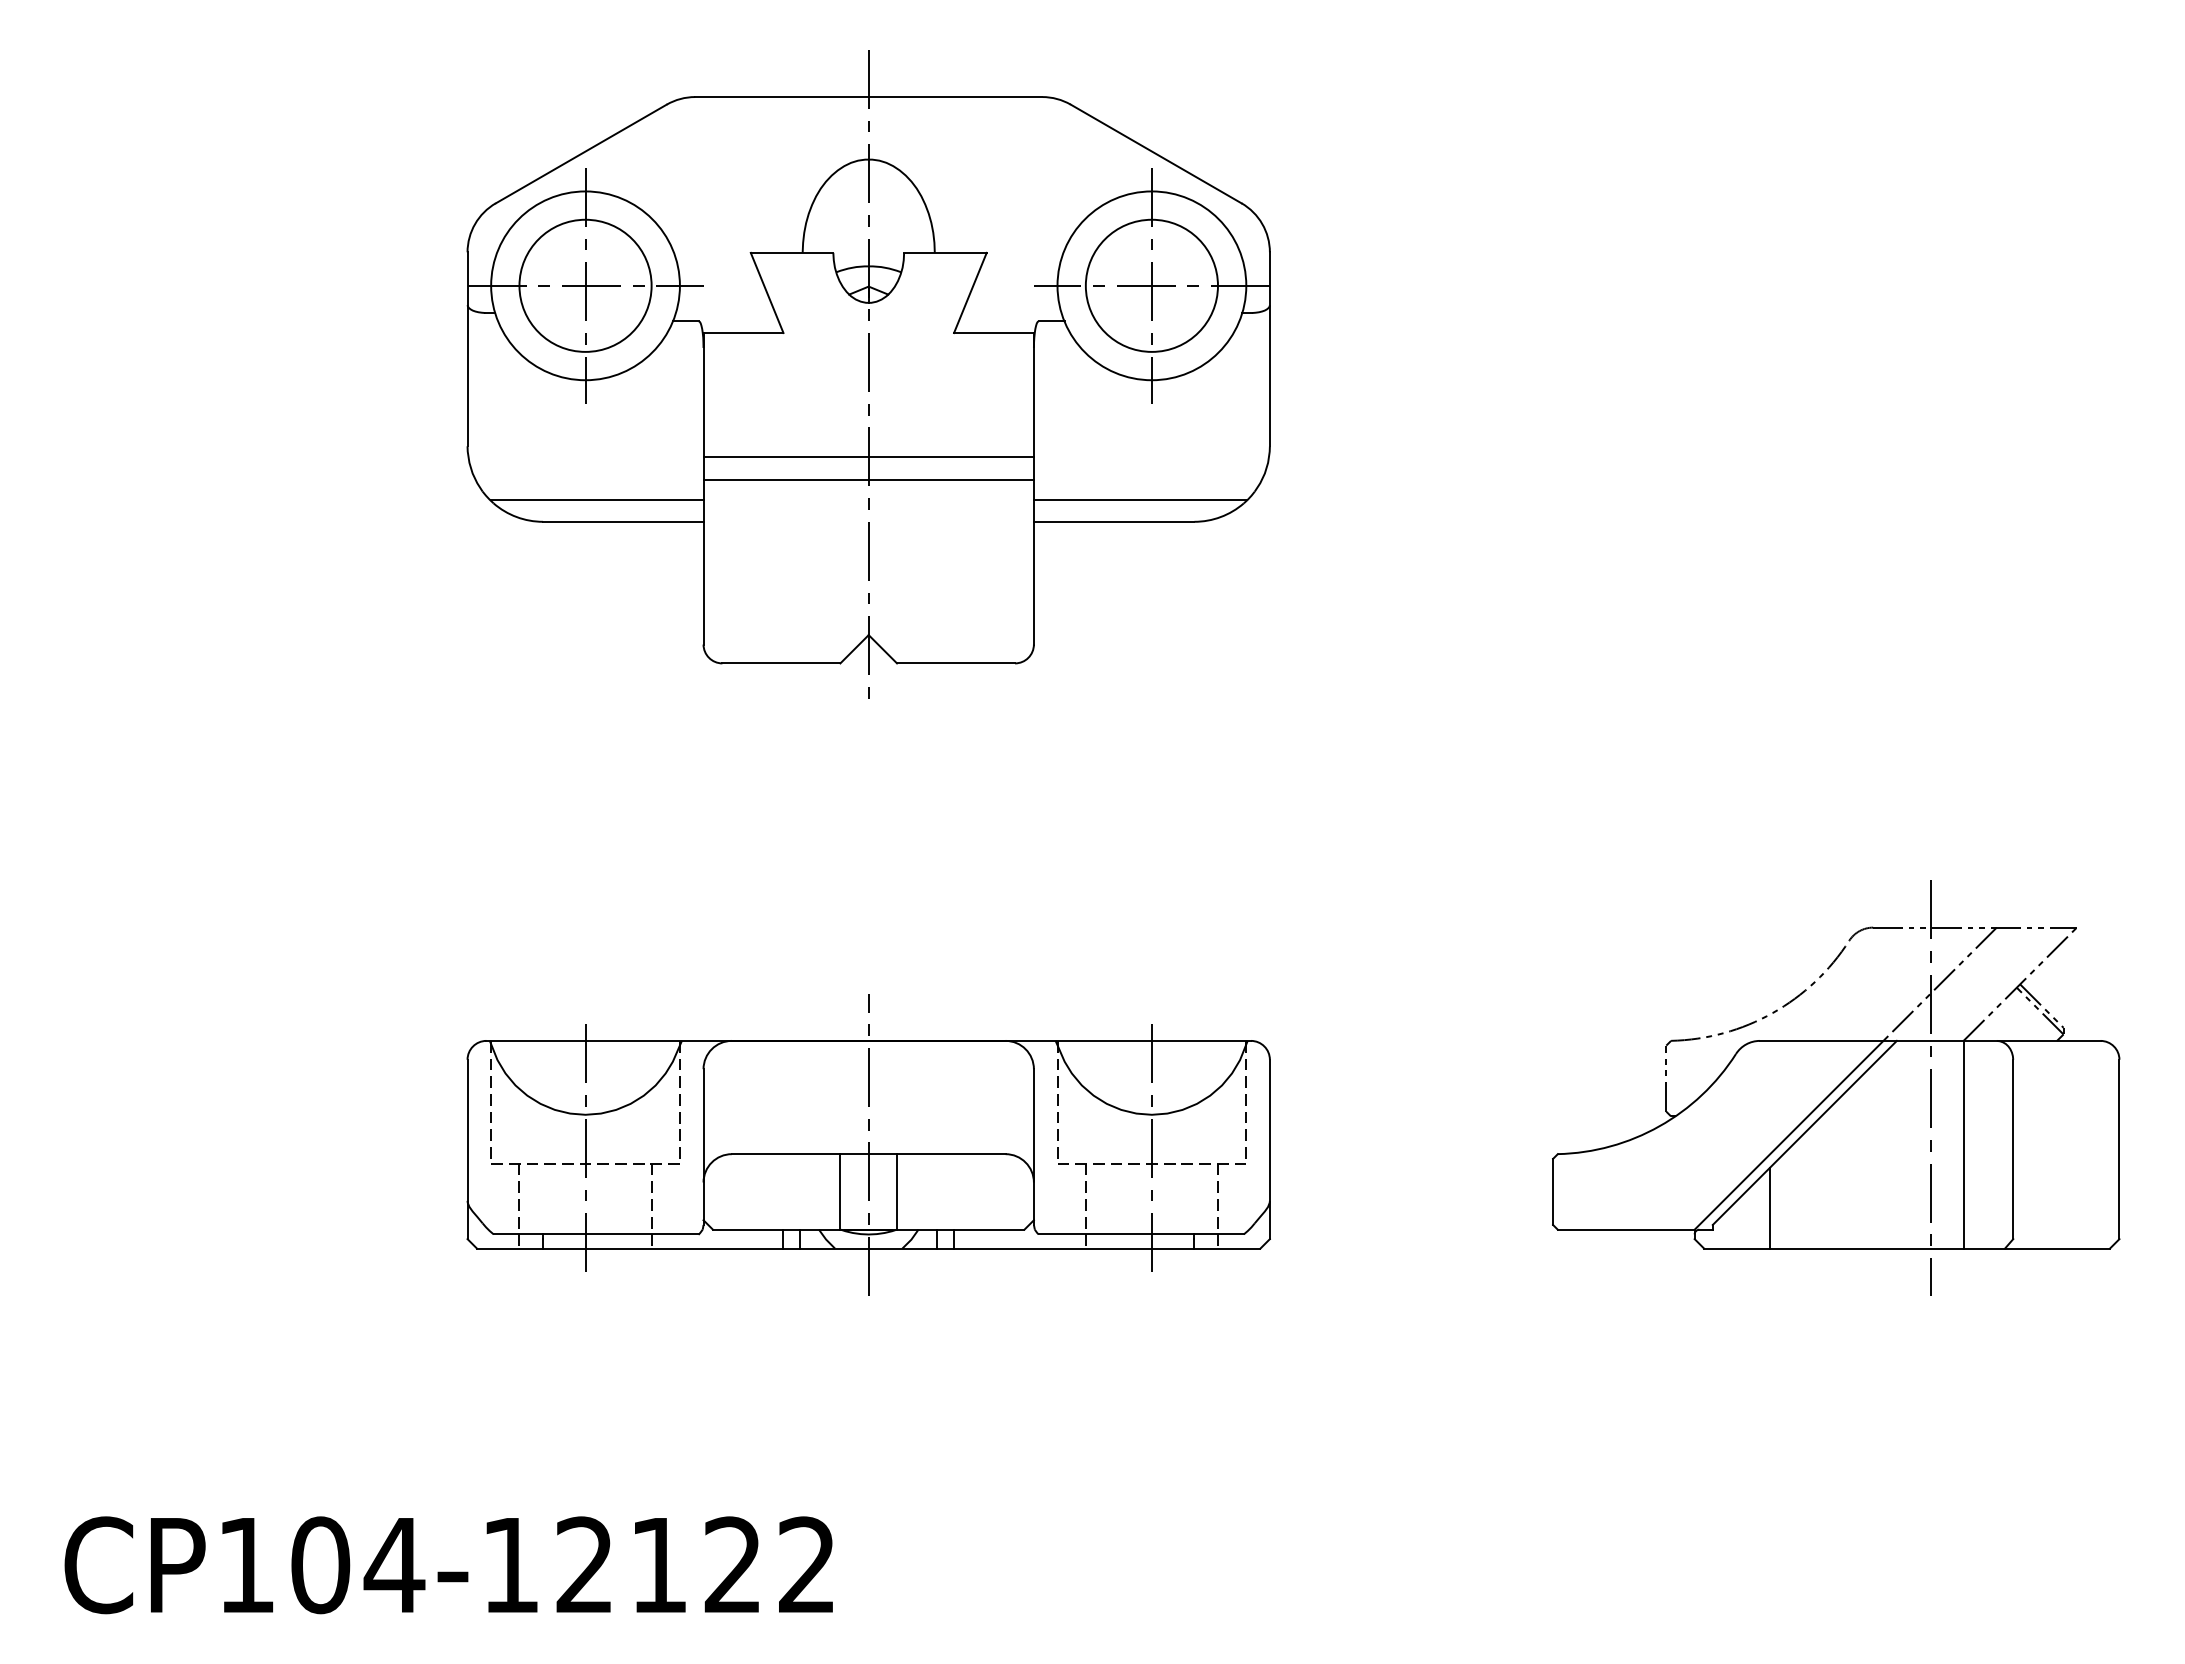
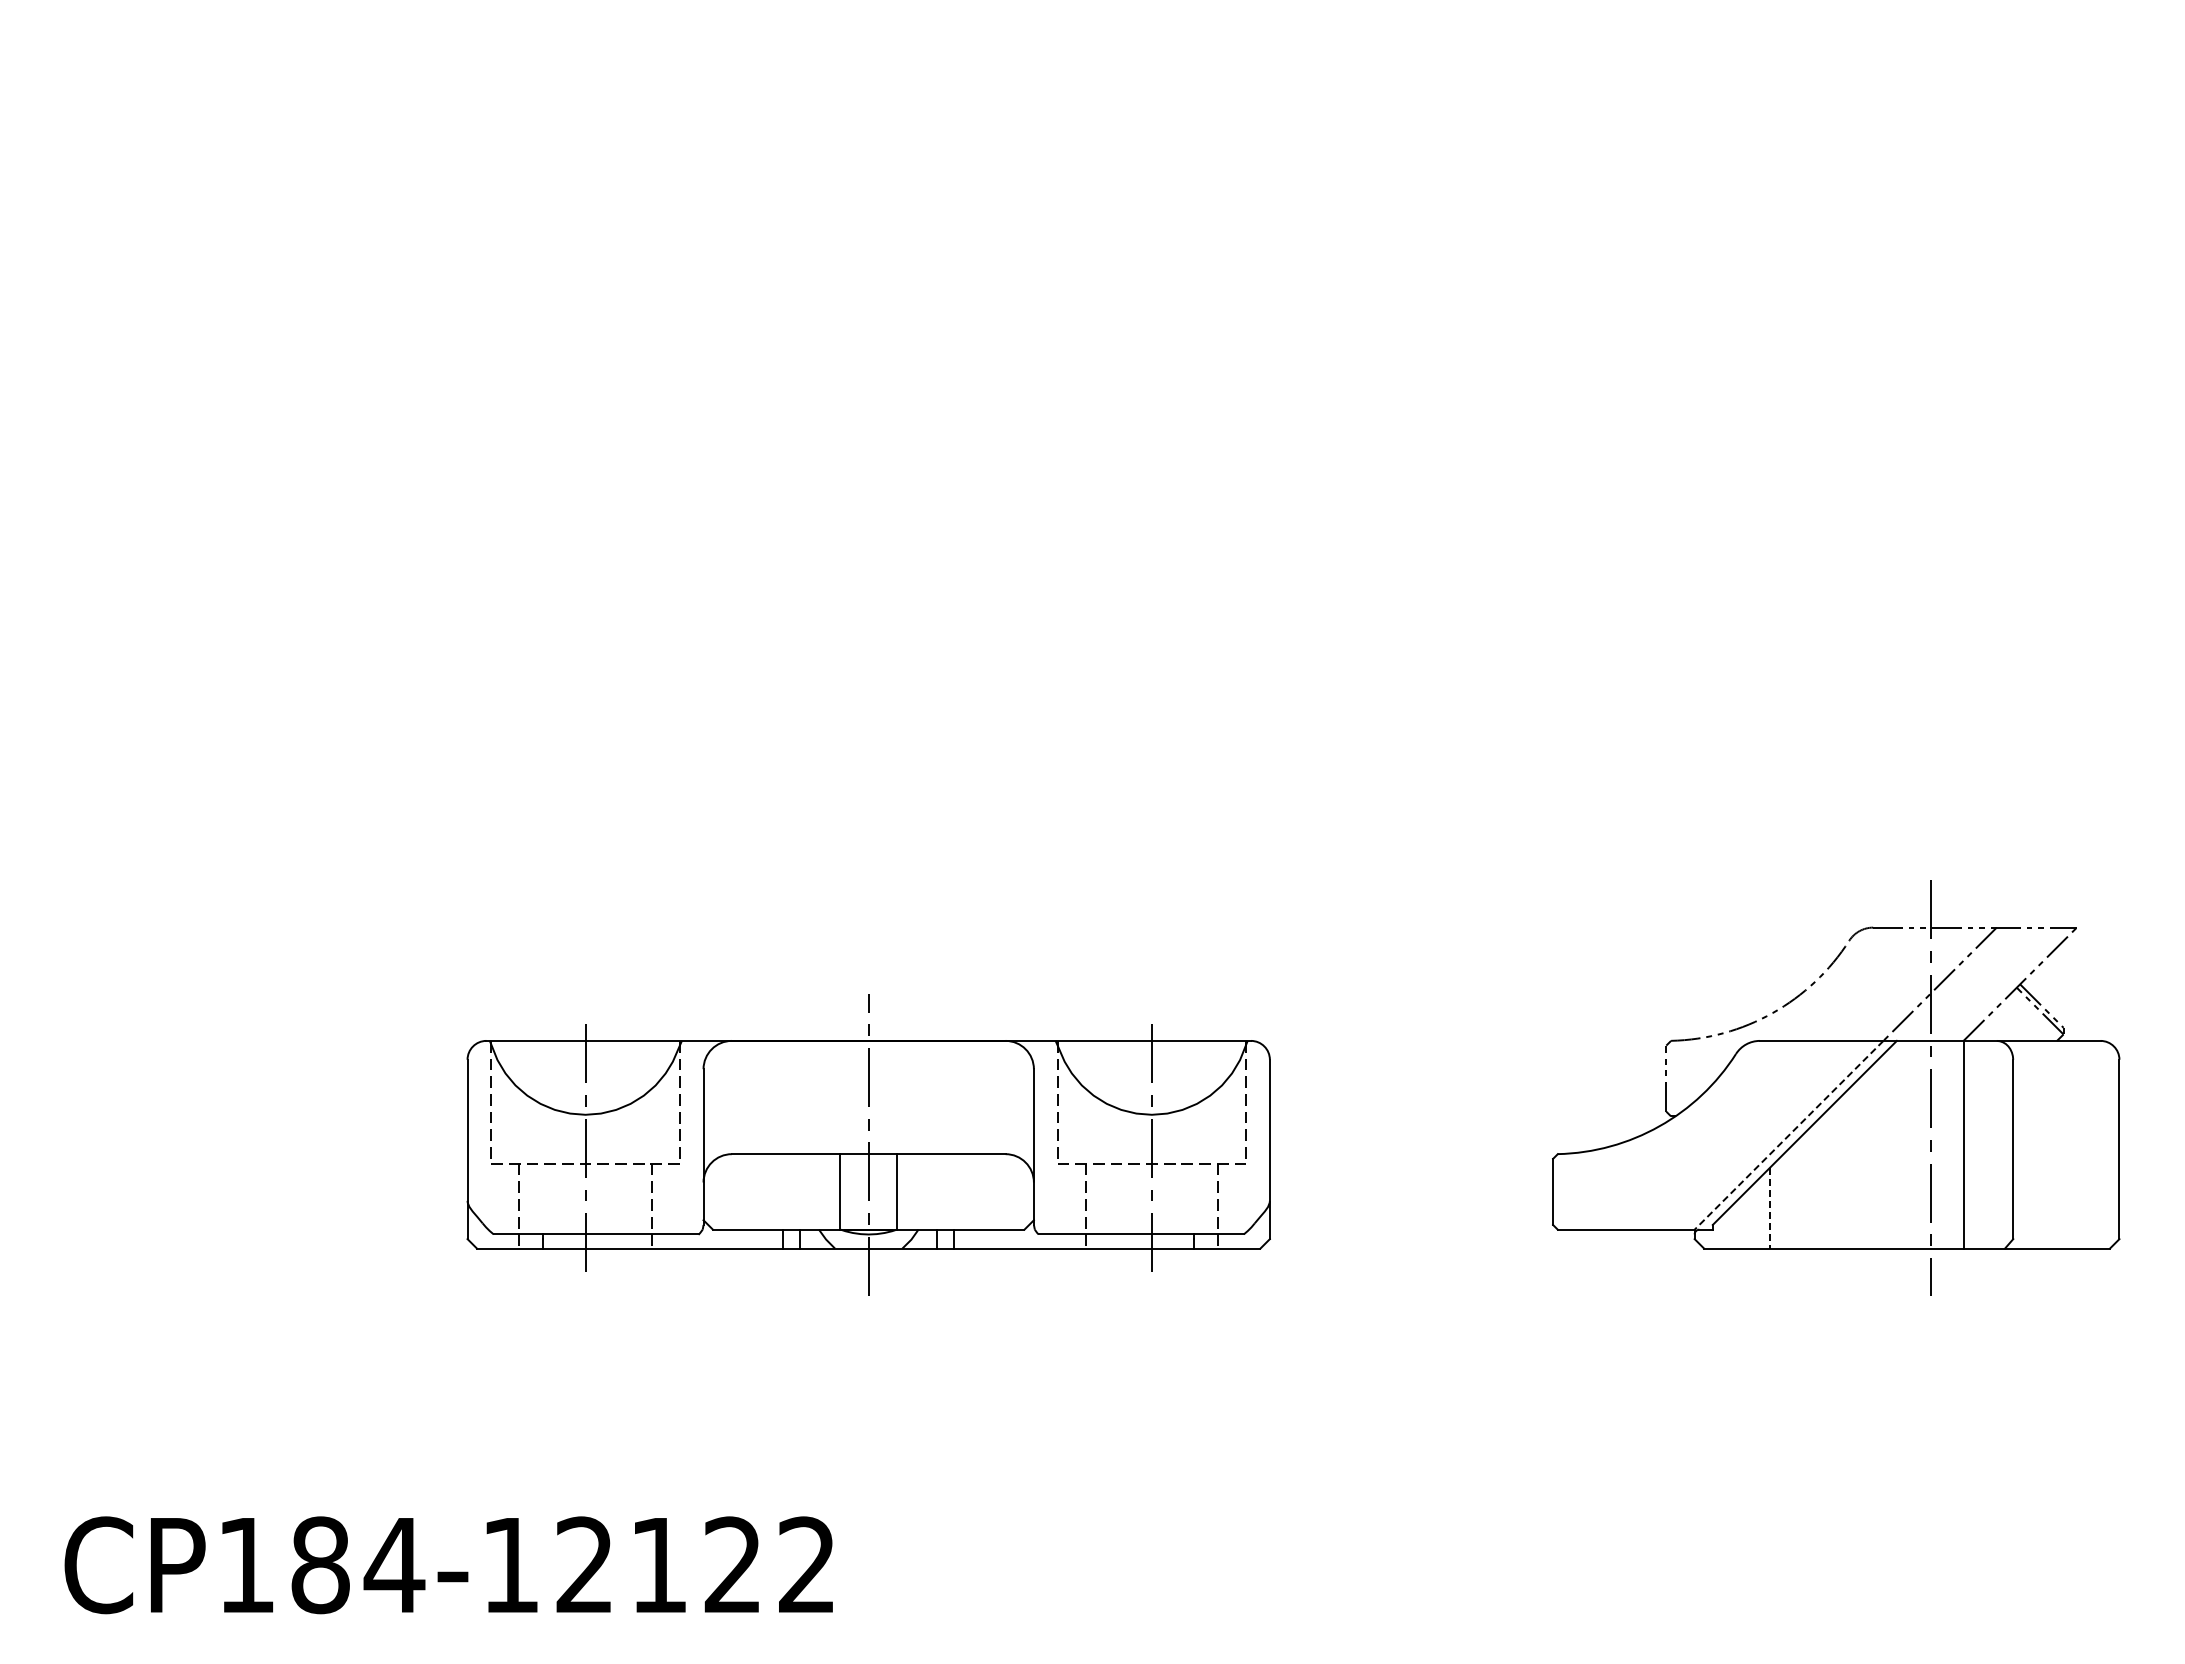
part: present -> none (868, 374)
line: solid -> dashed (1788, 1135)
line: solid -> dashed (1770, 1208)
text: CP104-12122 -> CP184-12122 (320, 1564)
